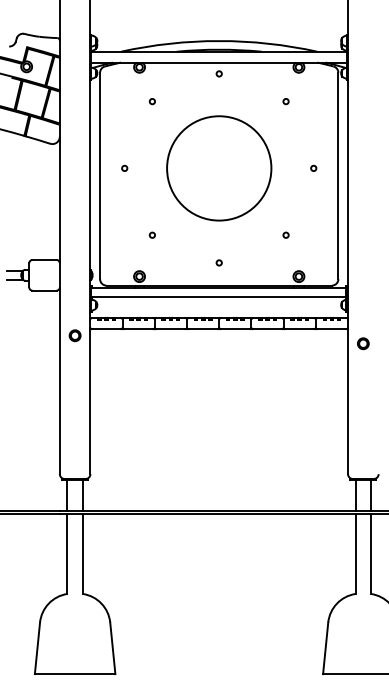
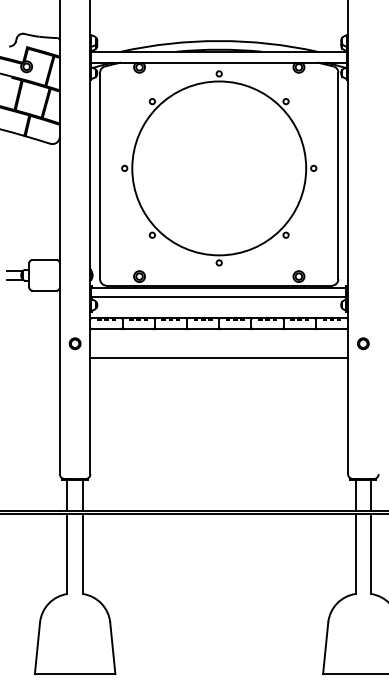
circle diameter: 104 px -> 174 px (219, 168)
part position: (74, 335) -> (74, 343) (74, 343)
line: none -> present (219, 358)
